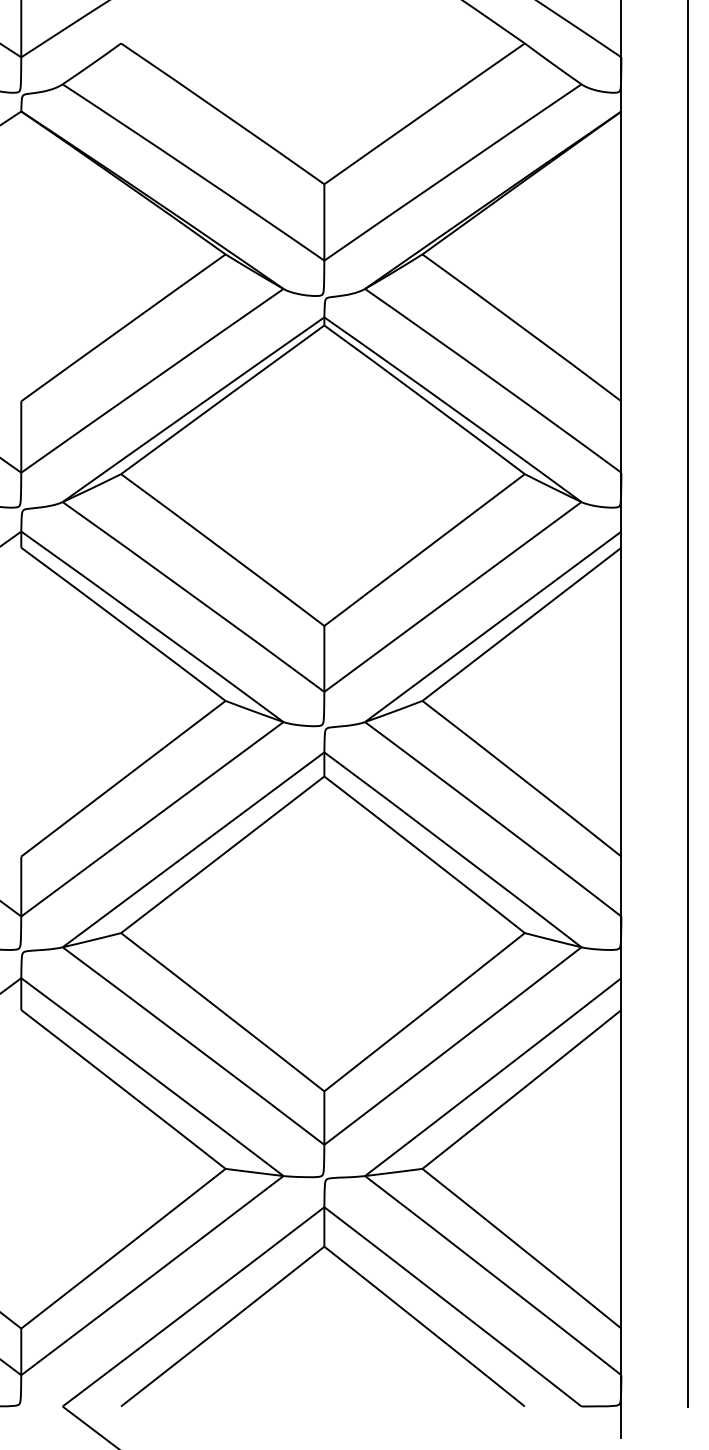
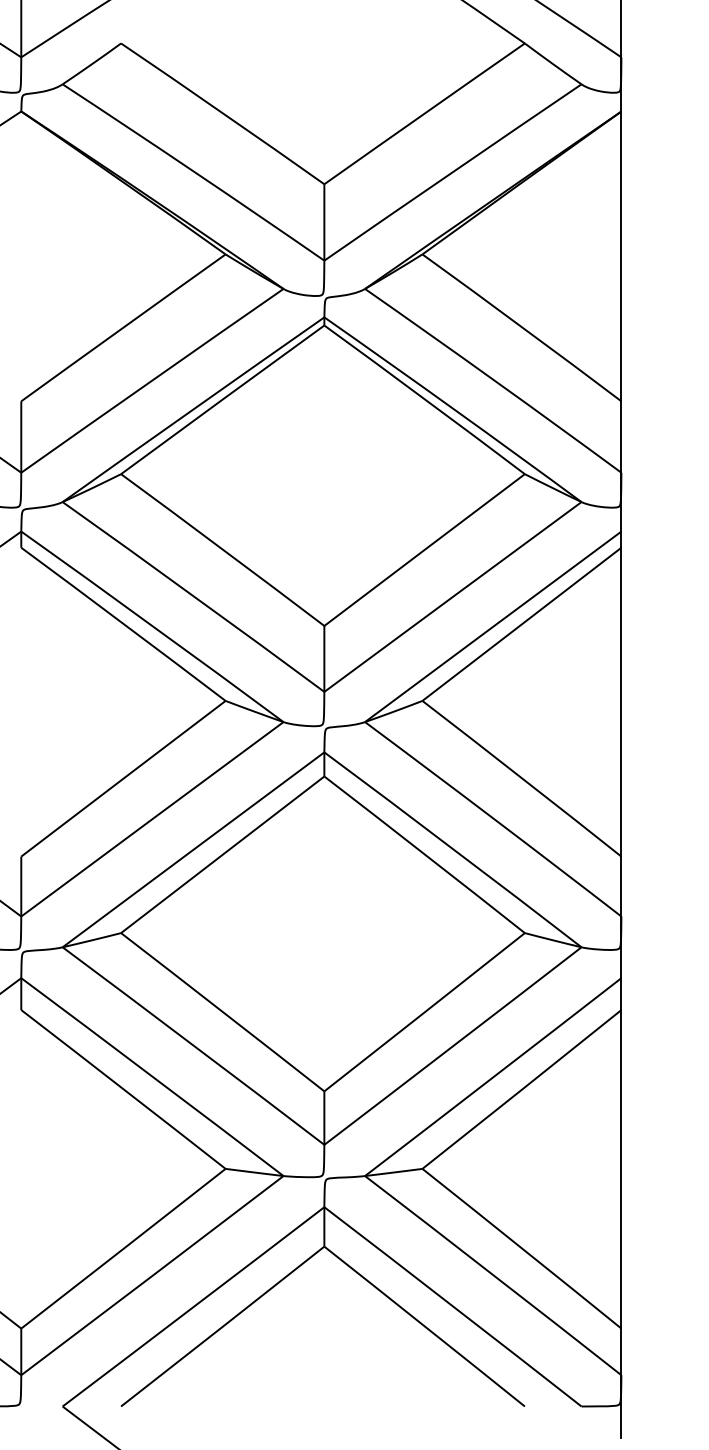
line: present -> none (687, 704)
